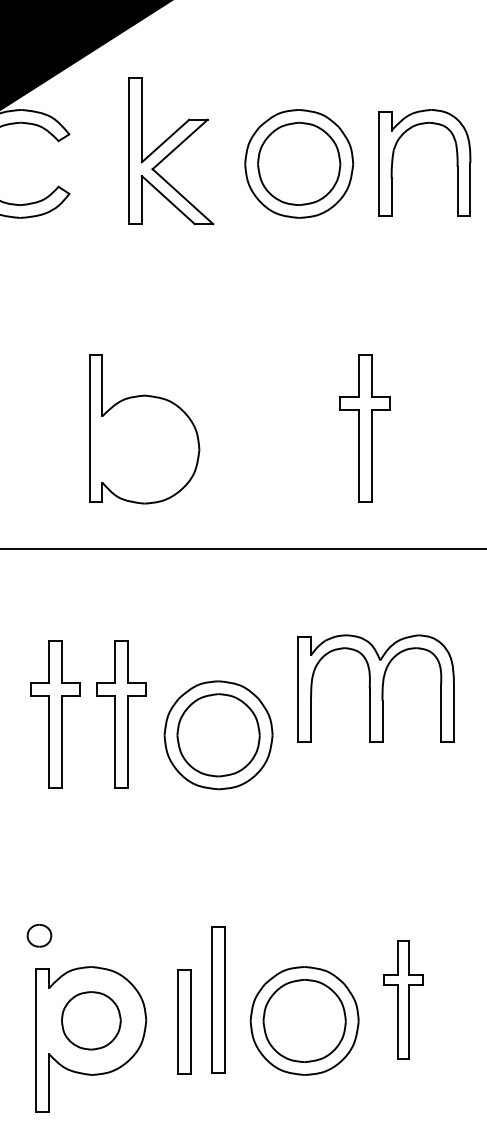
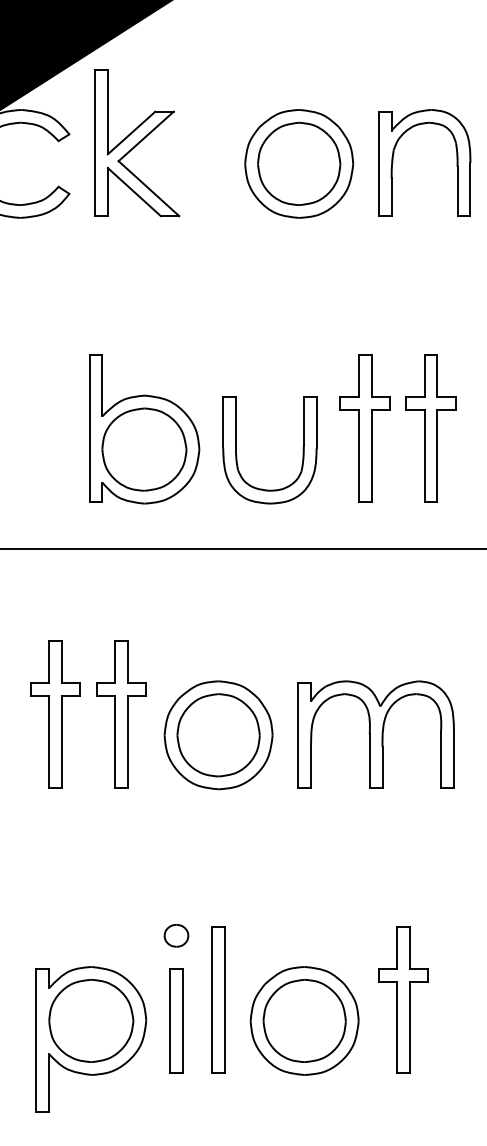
part position: (171, 151) -> (137, 143) (137, 143)
part: none -> present (430, 428)
part: none -> present (144, 449)
part: none -> present (237, 455)
part position: (375, 688) -> (375, 734) (375, 734)
part position: (39, 935) -> (176, 935) (176, 935)
part size: 41x120 px -> 51x148 px (403, 999)
part size: 61x60 px -> 87x85 px (91, 1020)
part position: (184, 1021) -> (176, 1020) (176, 1020)
